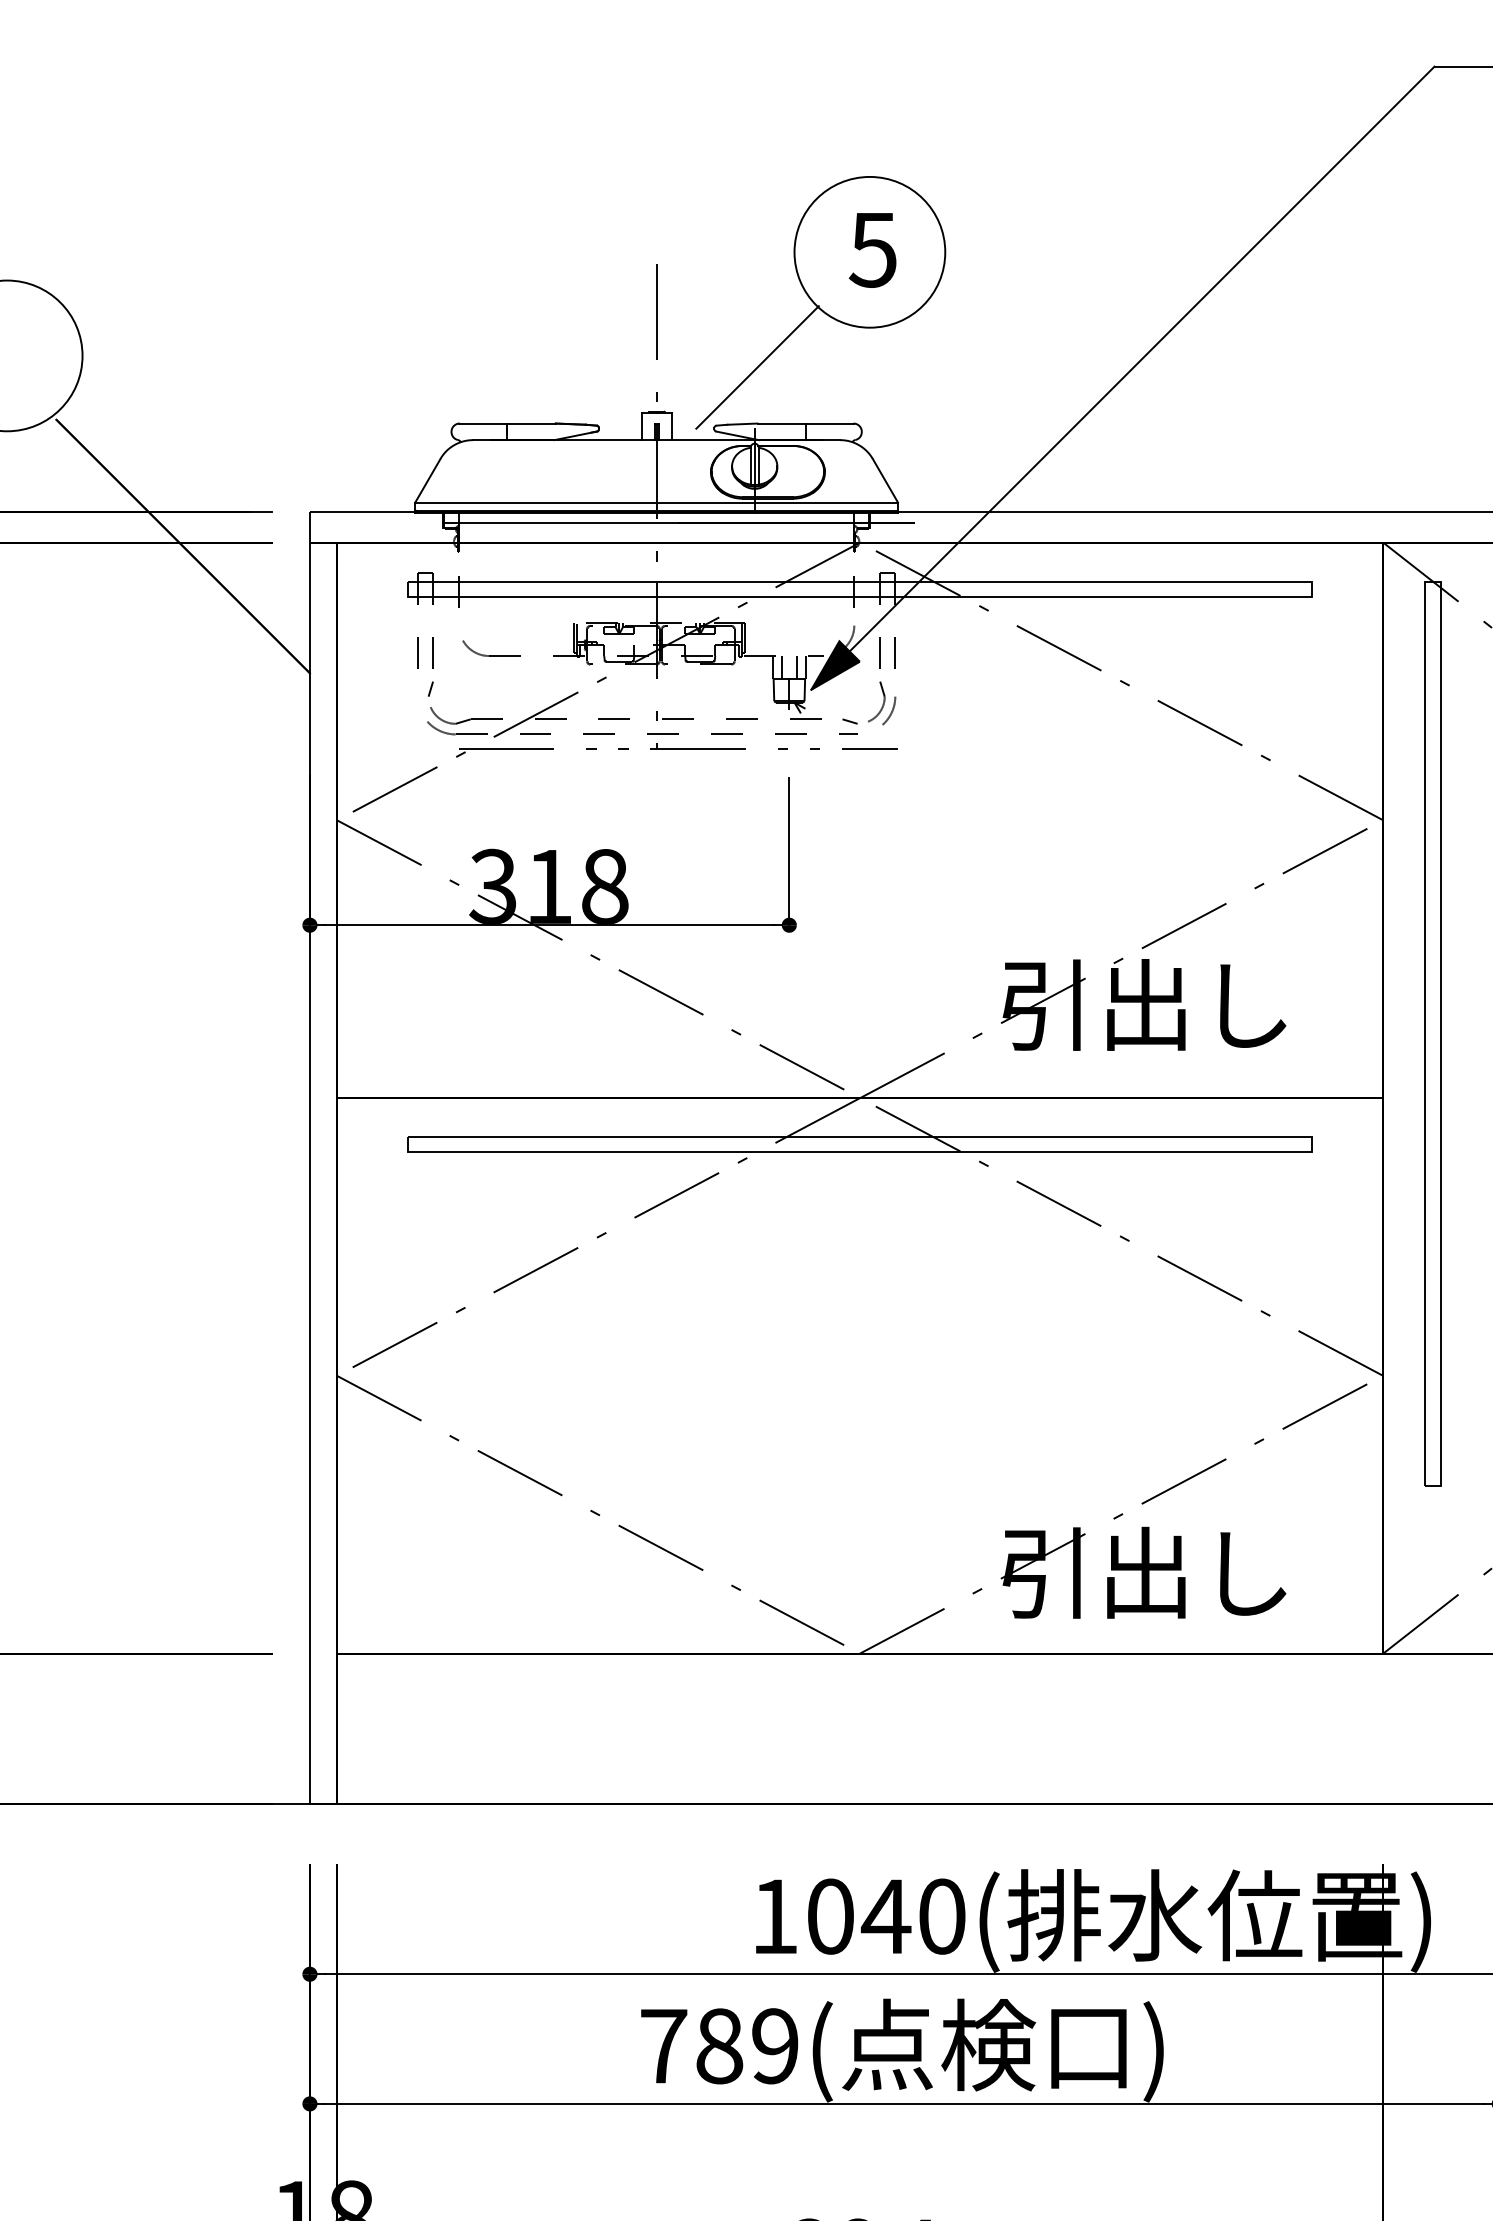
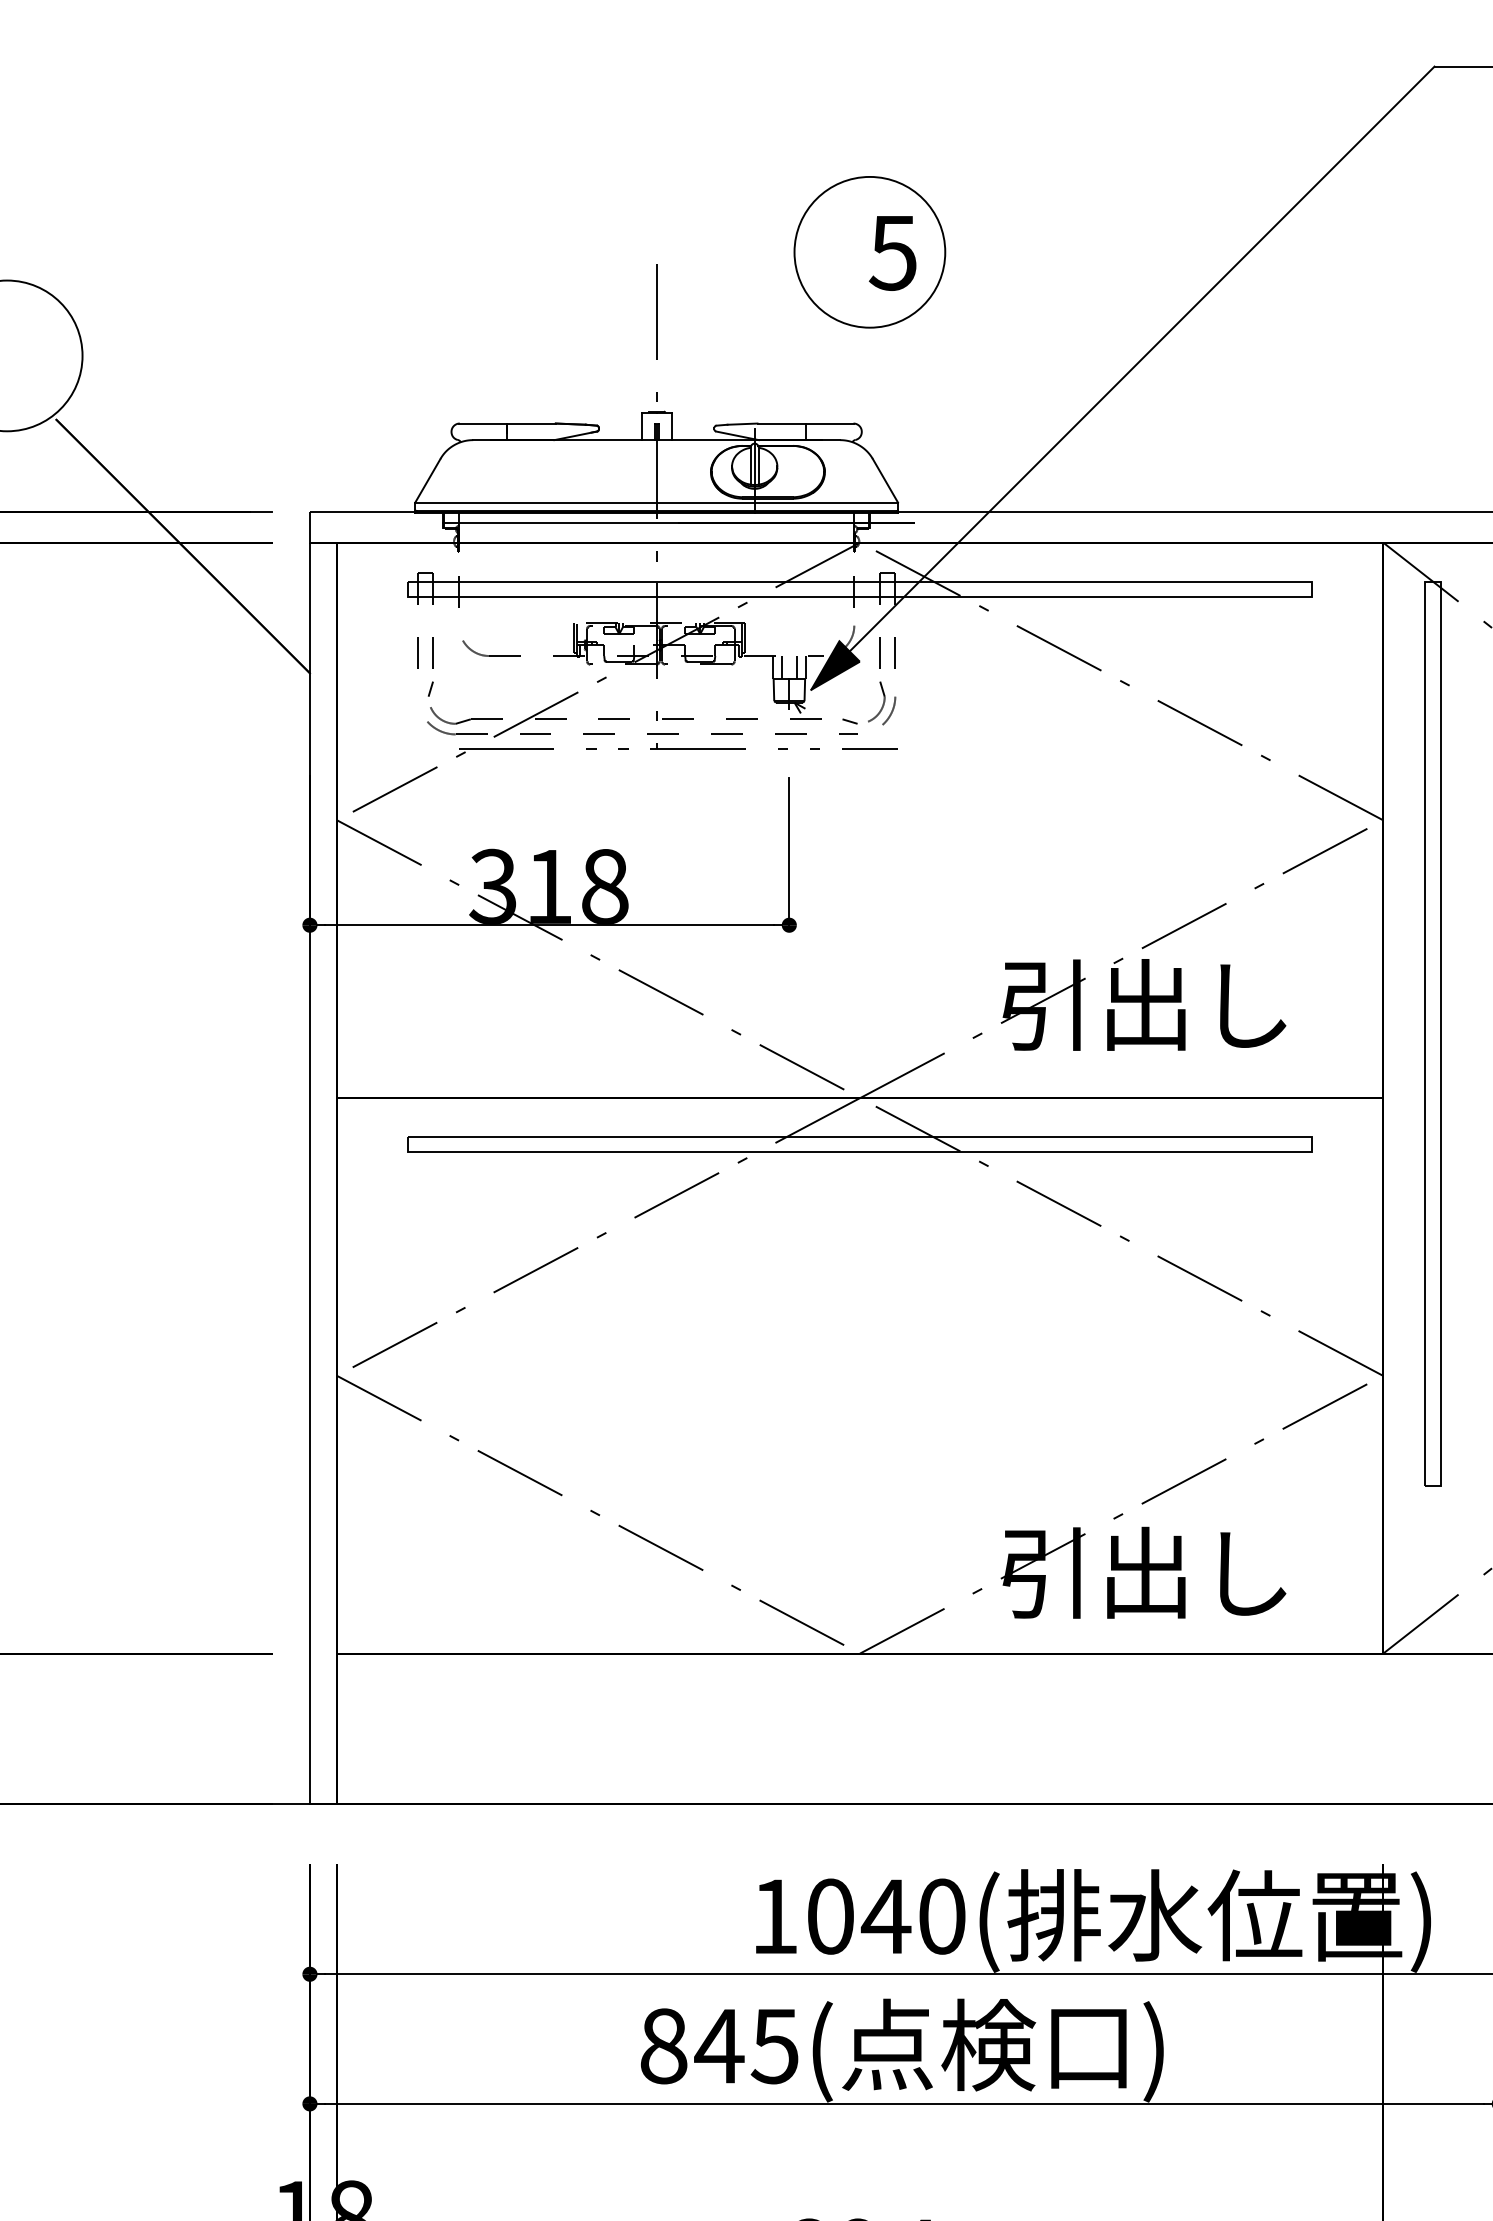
text position: (872, 250) -> (892, 253) (892, 253)
line: present -> none (757, 367)
text: 789( -> 845( (719, 2046)
